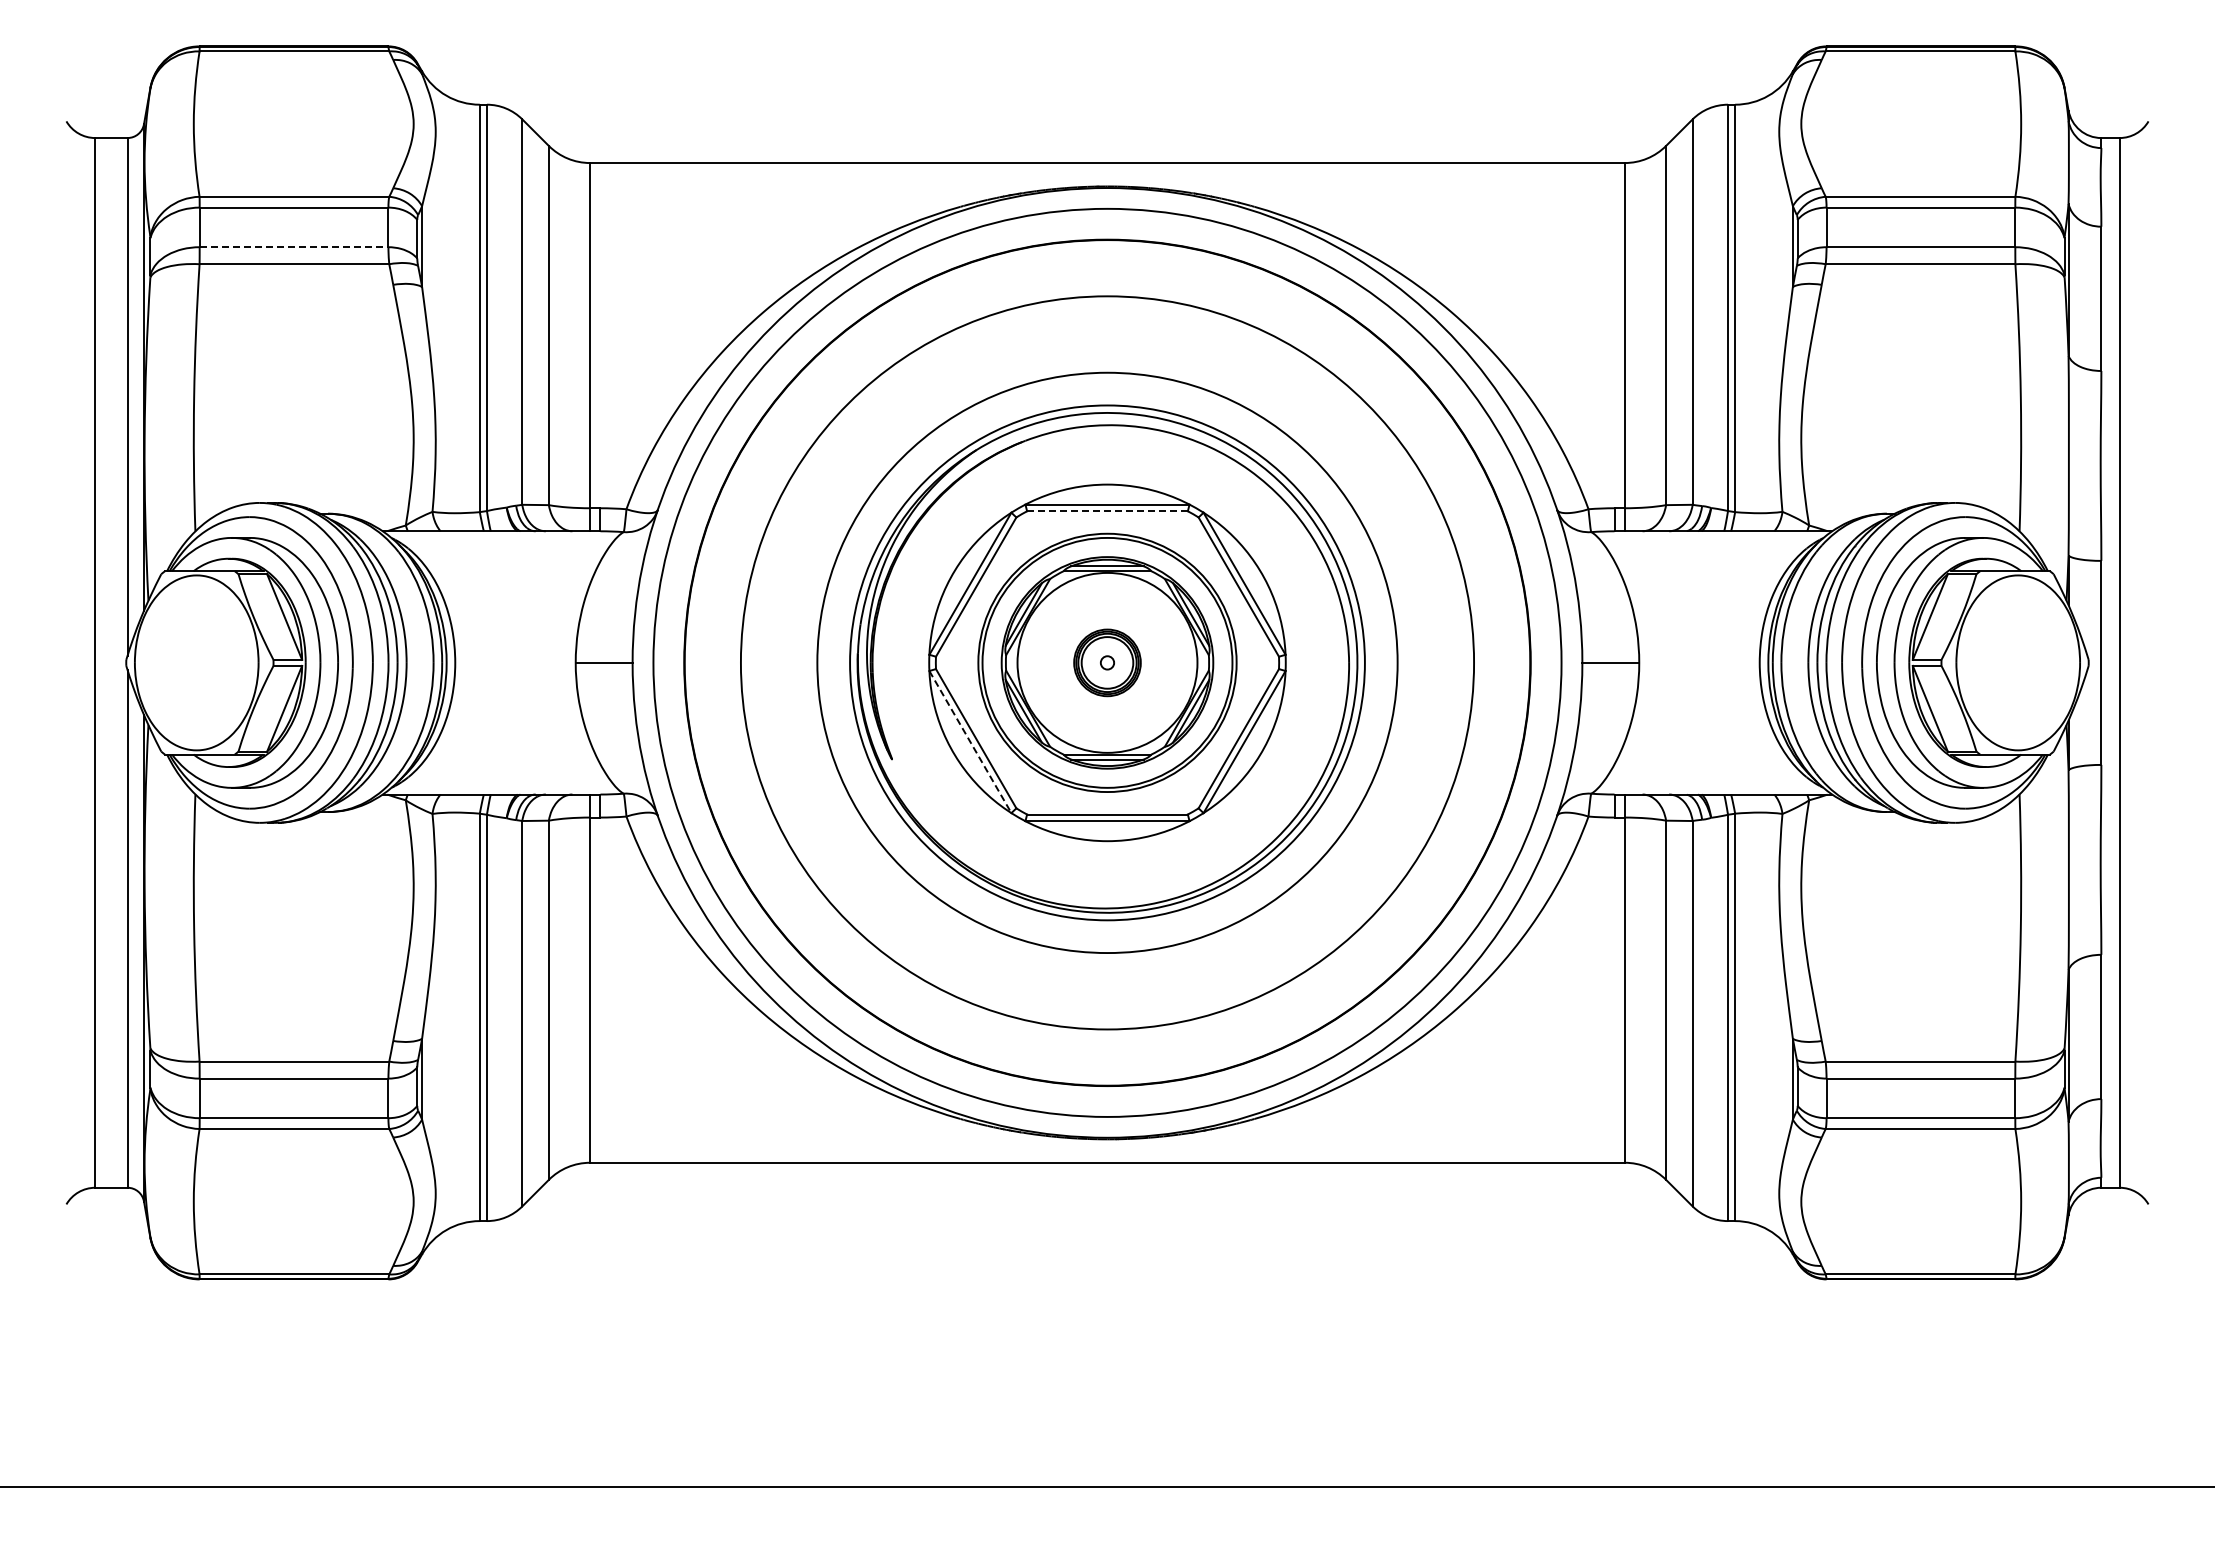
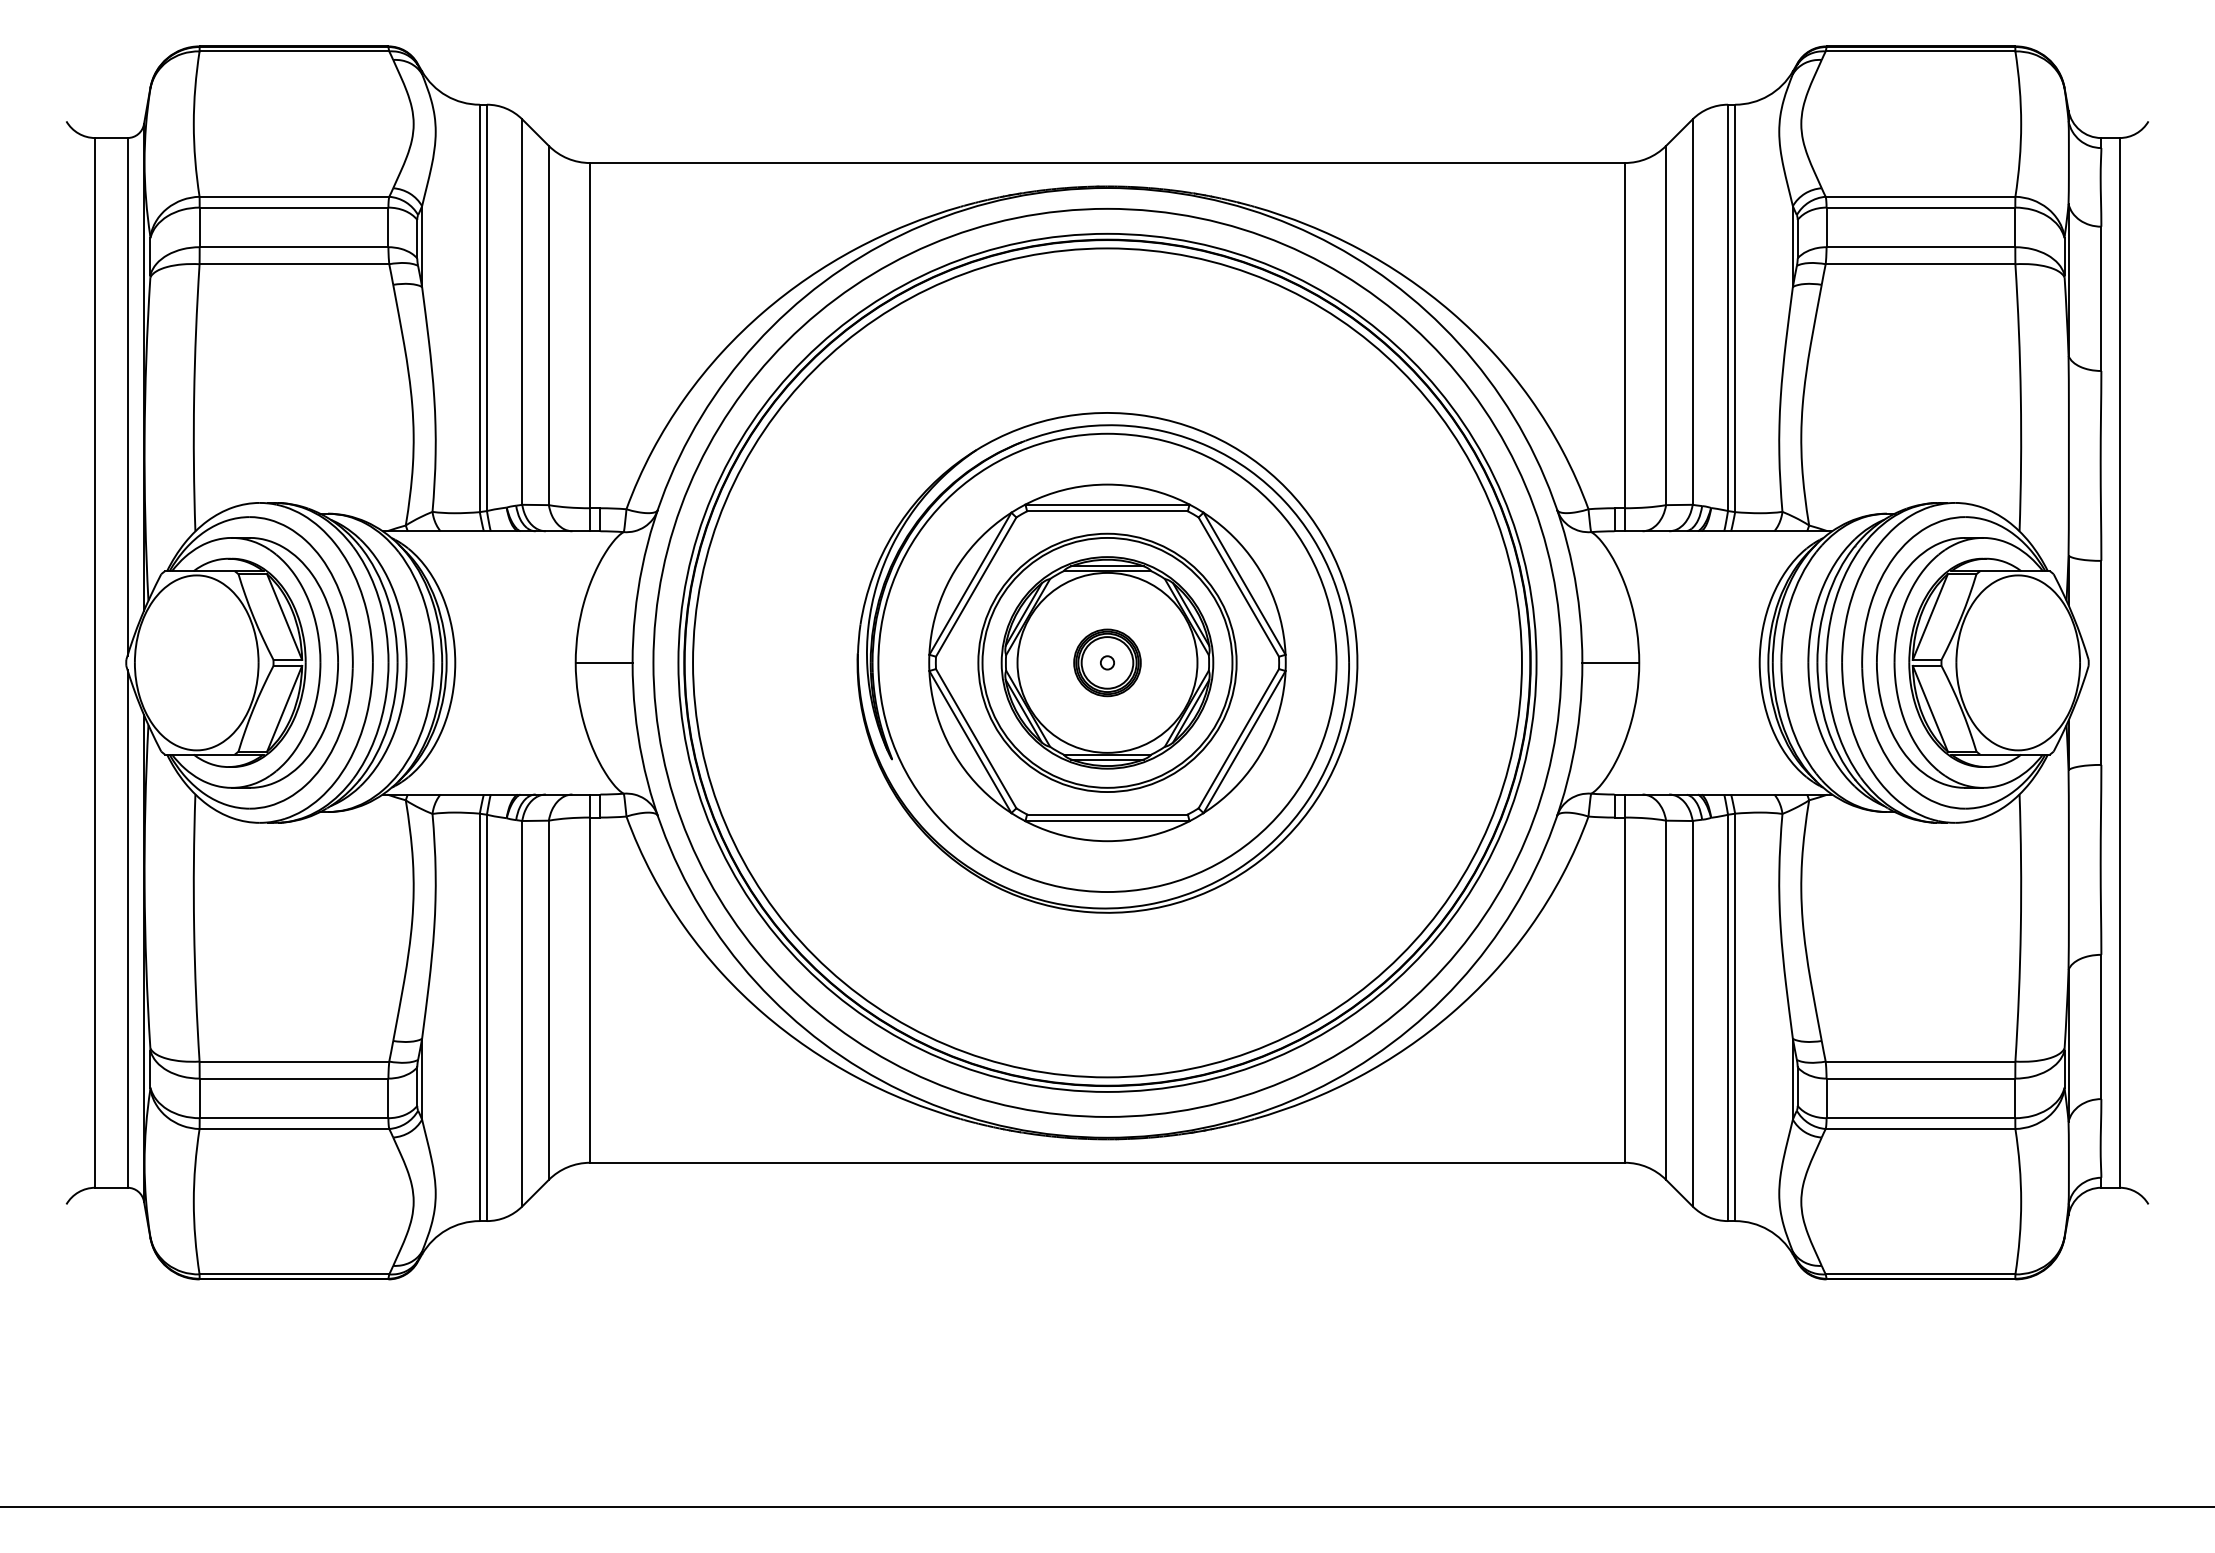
line: dashed -> solid (294, 247)
line: dashed -> solid (1107, 511)
circle diameter: 515 px -> 858 px (1107, 662)
circle diameter: 580 px -> 829 px (1107, 662)
circle diameter: 733 px -> 458 px (1107, 662)
line: dashed -> solid (970, 742)
line position: (1106, 1486) -> (1106, 1506) (1106, 1506)
